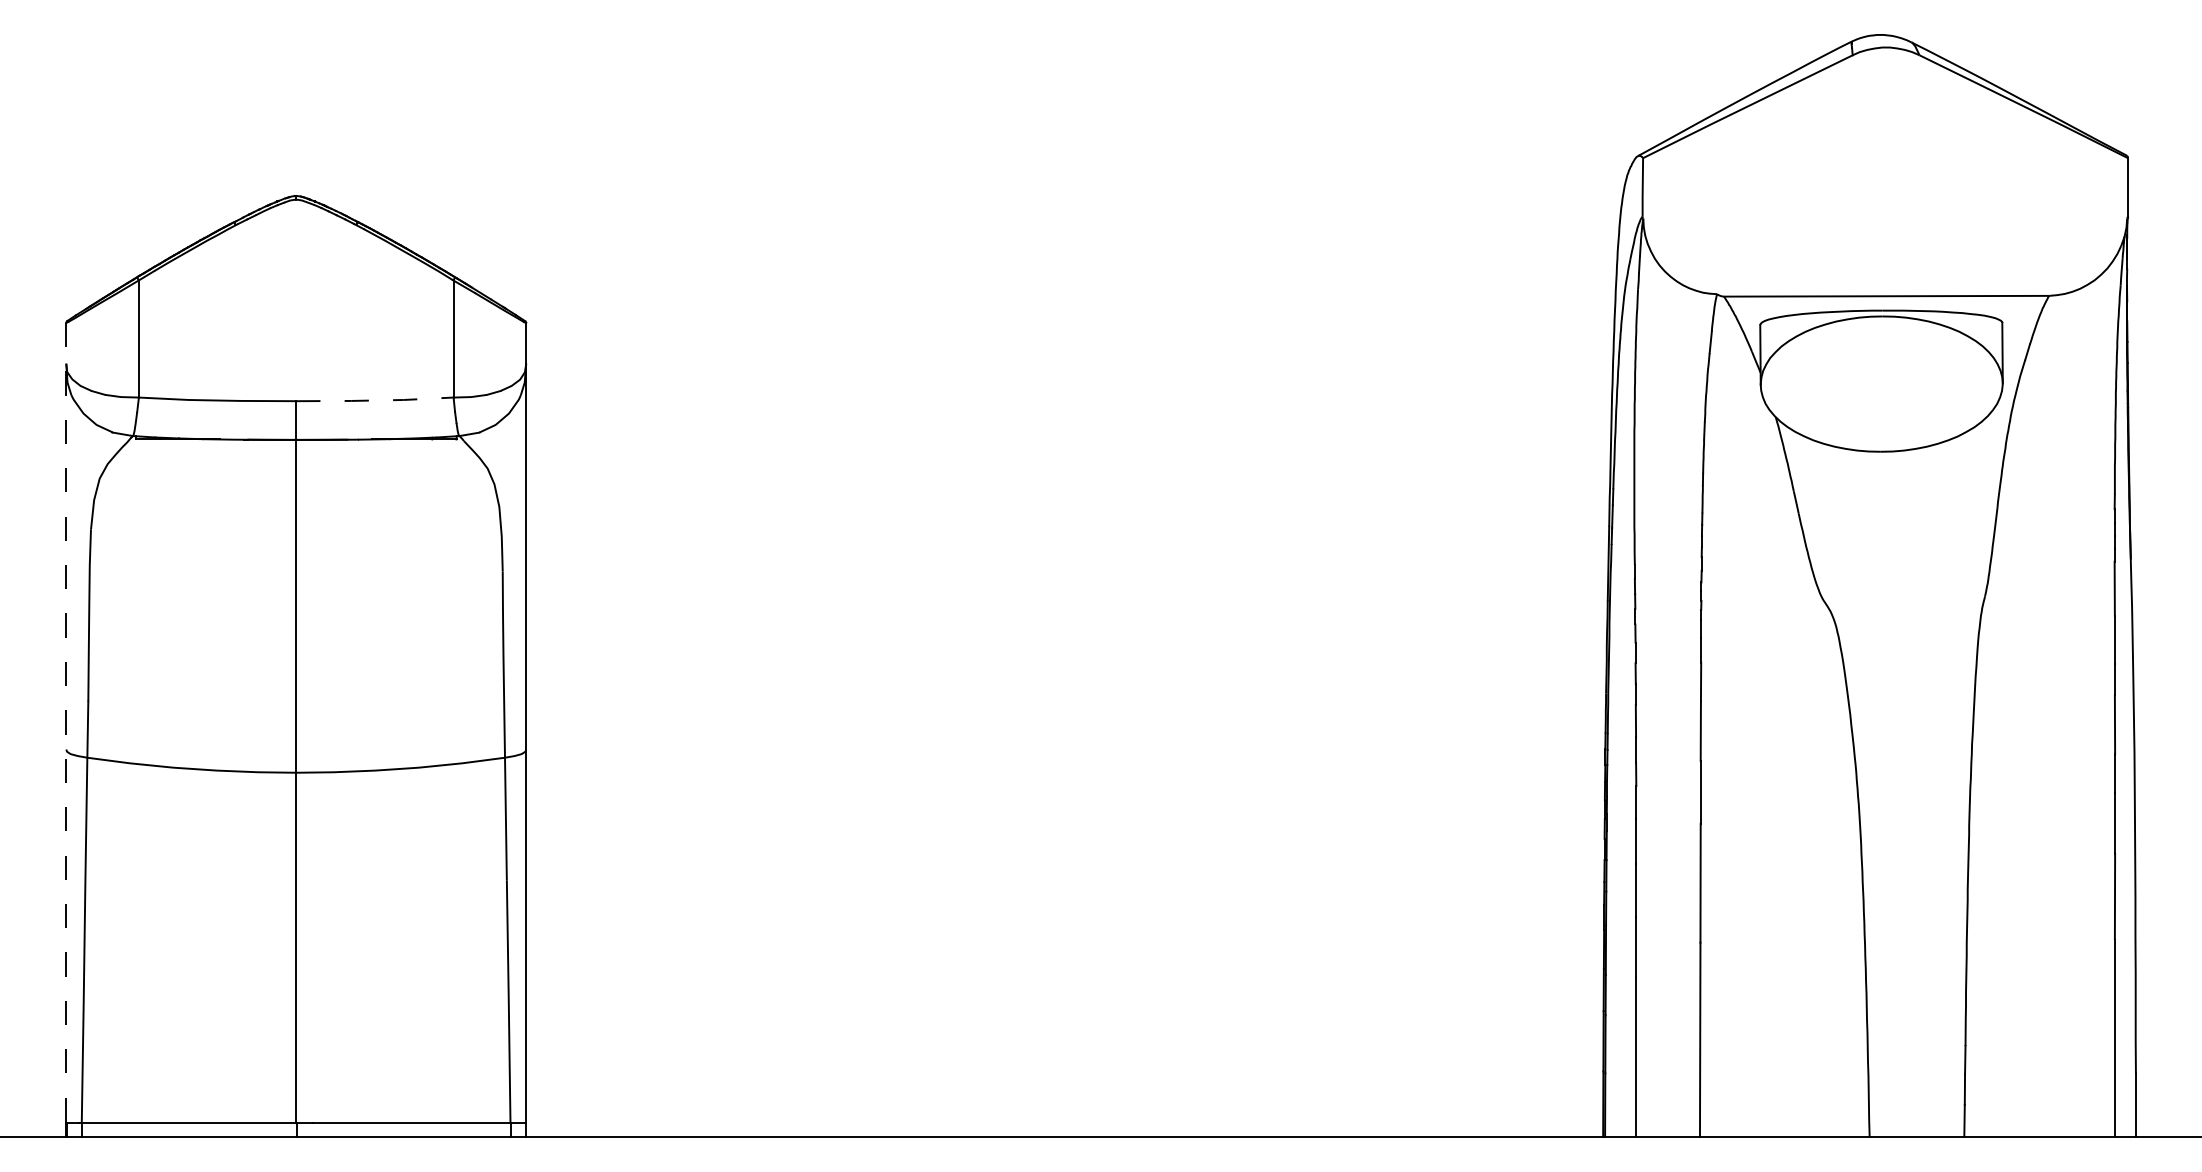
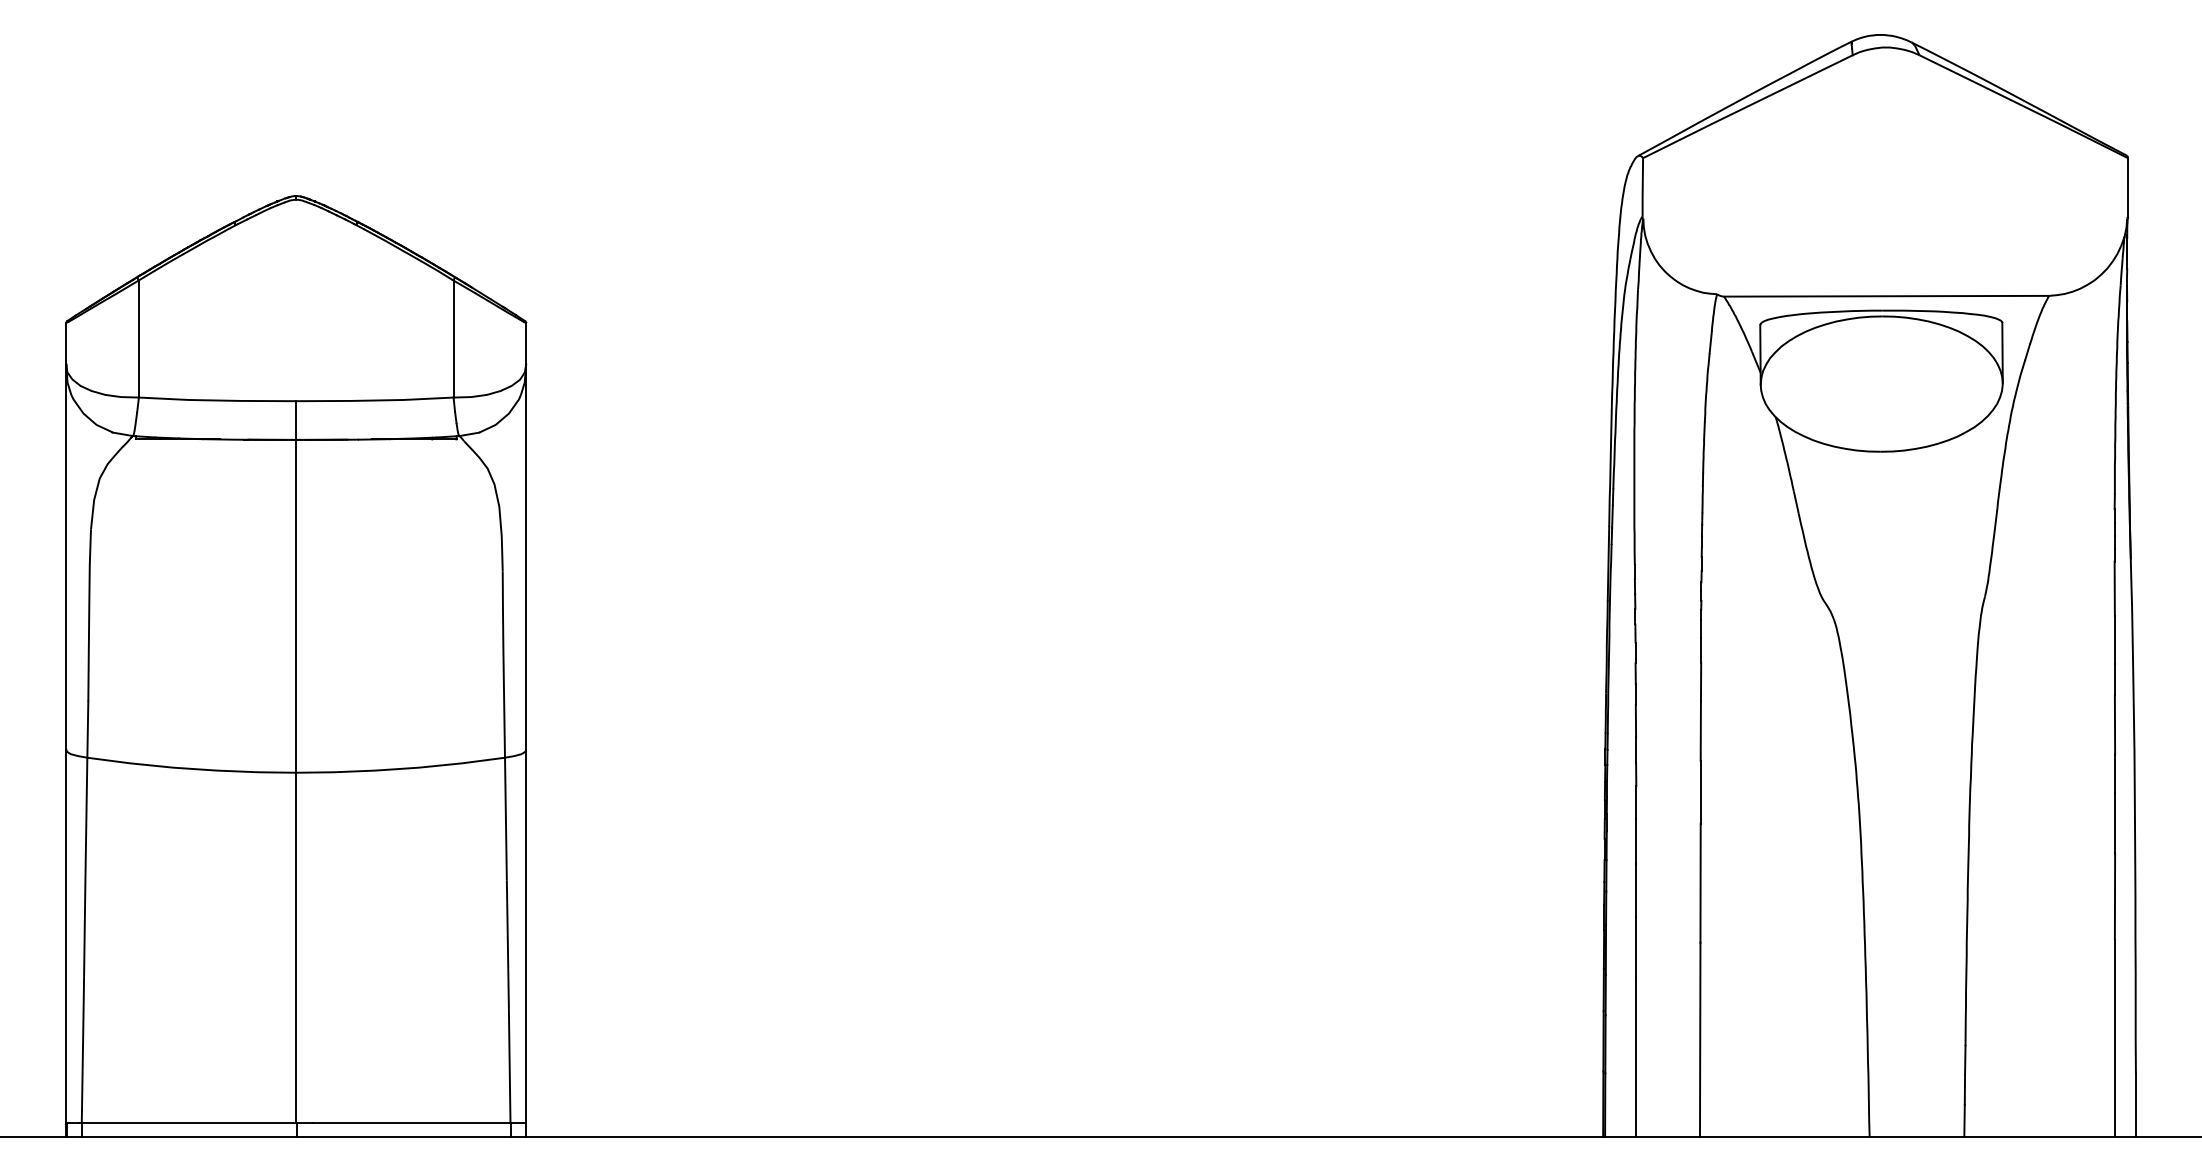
line: dashed -> solid (374, 400)
line: dashed -> solid (66, 722)
